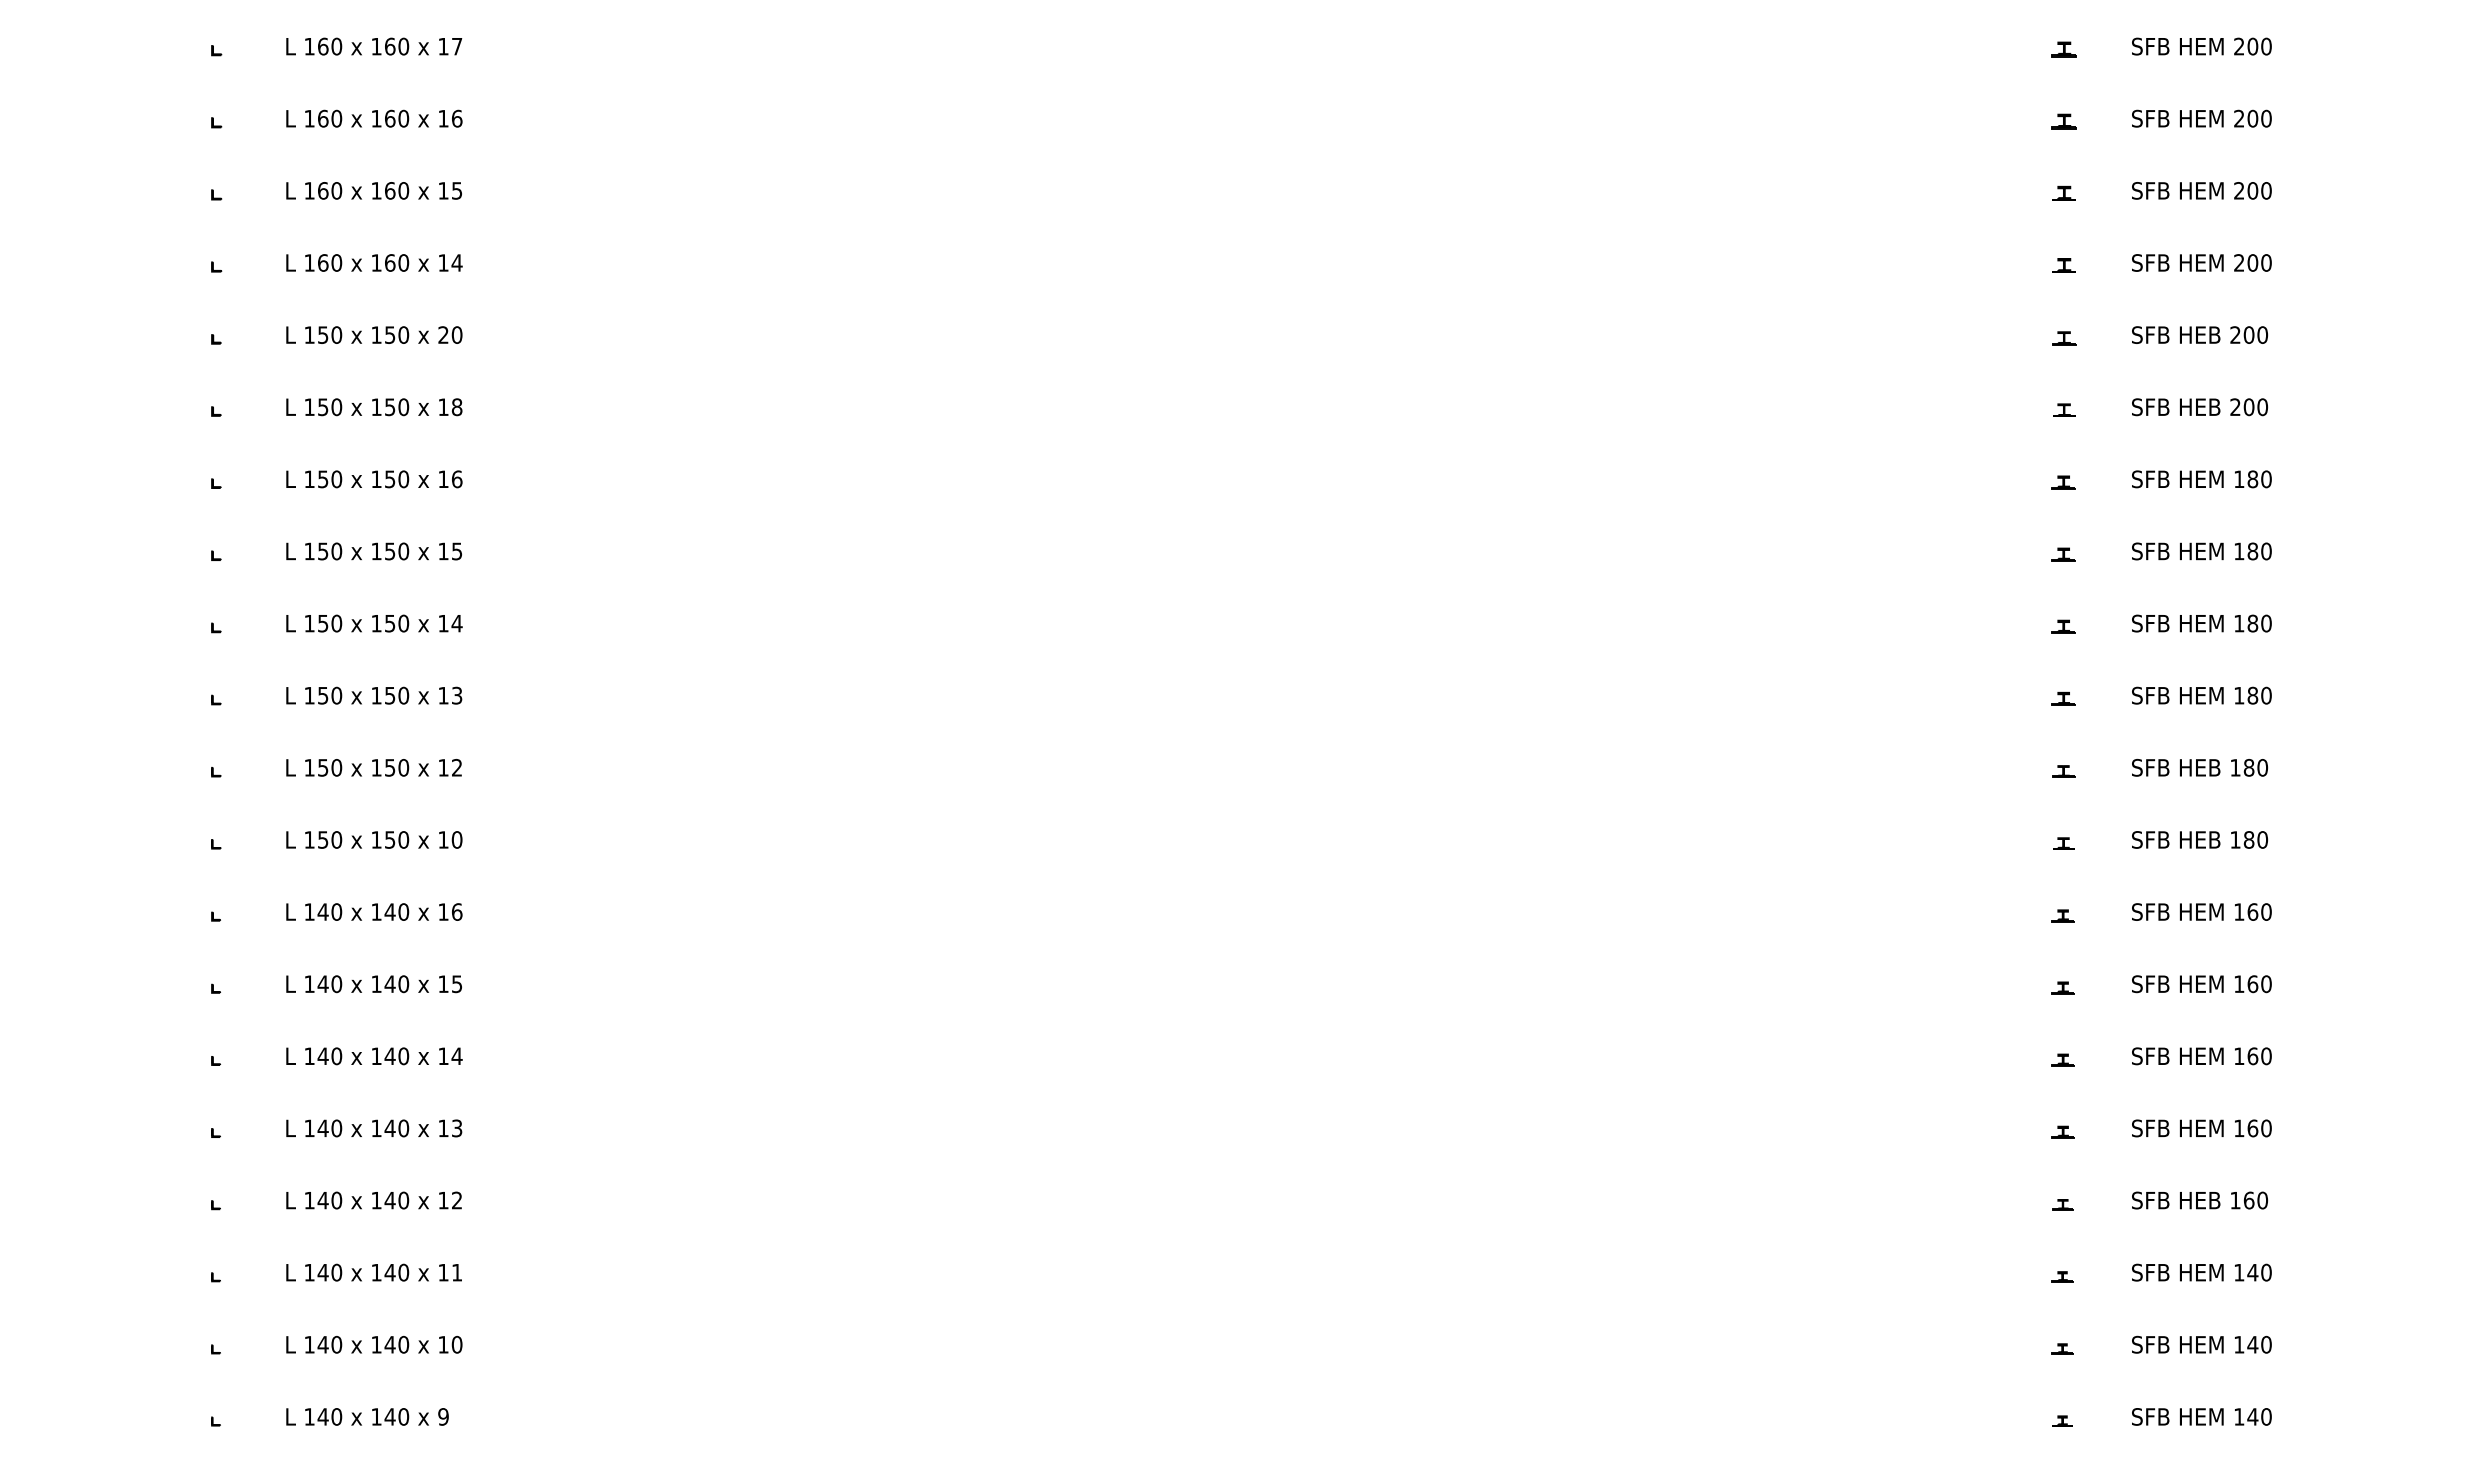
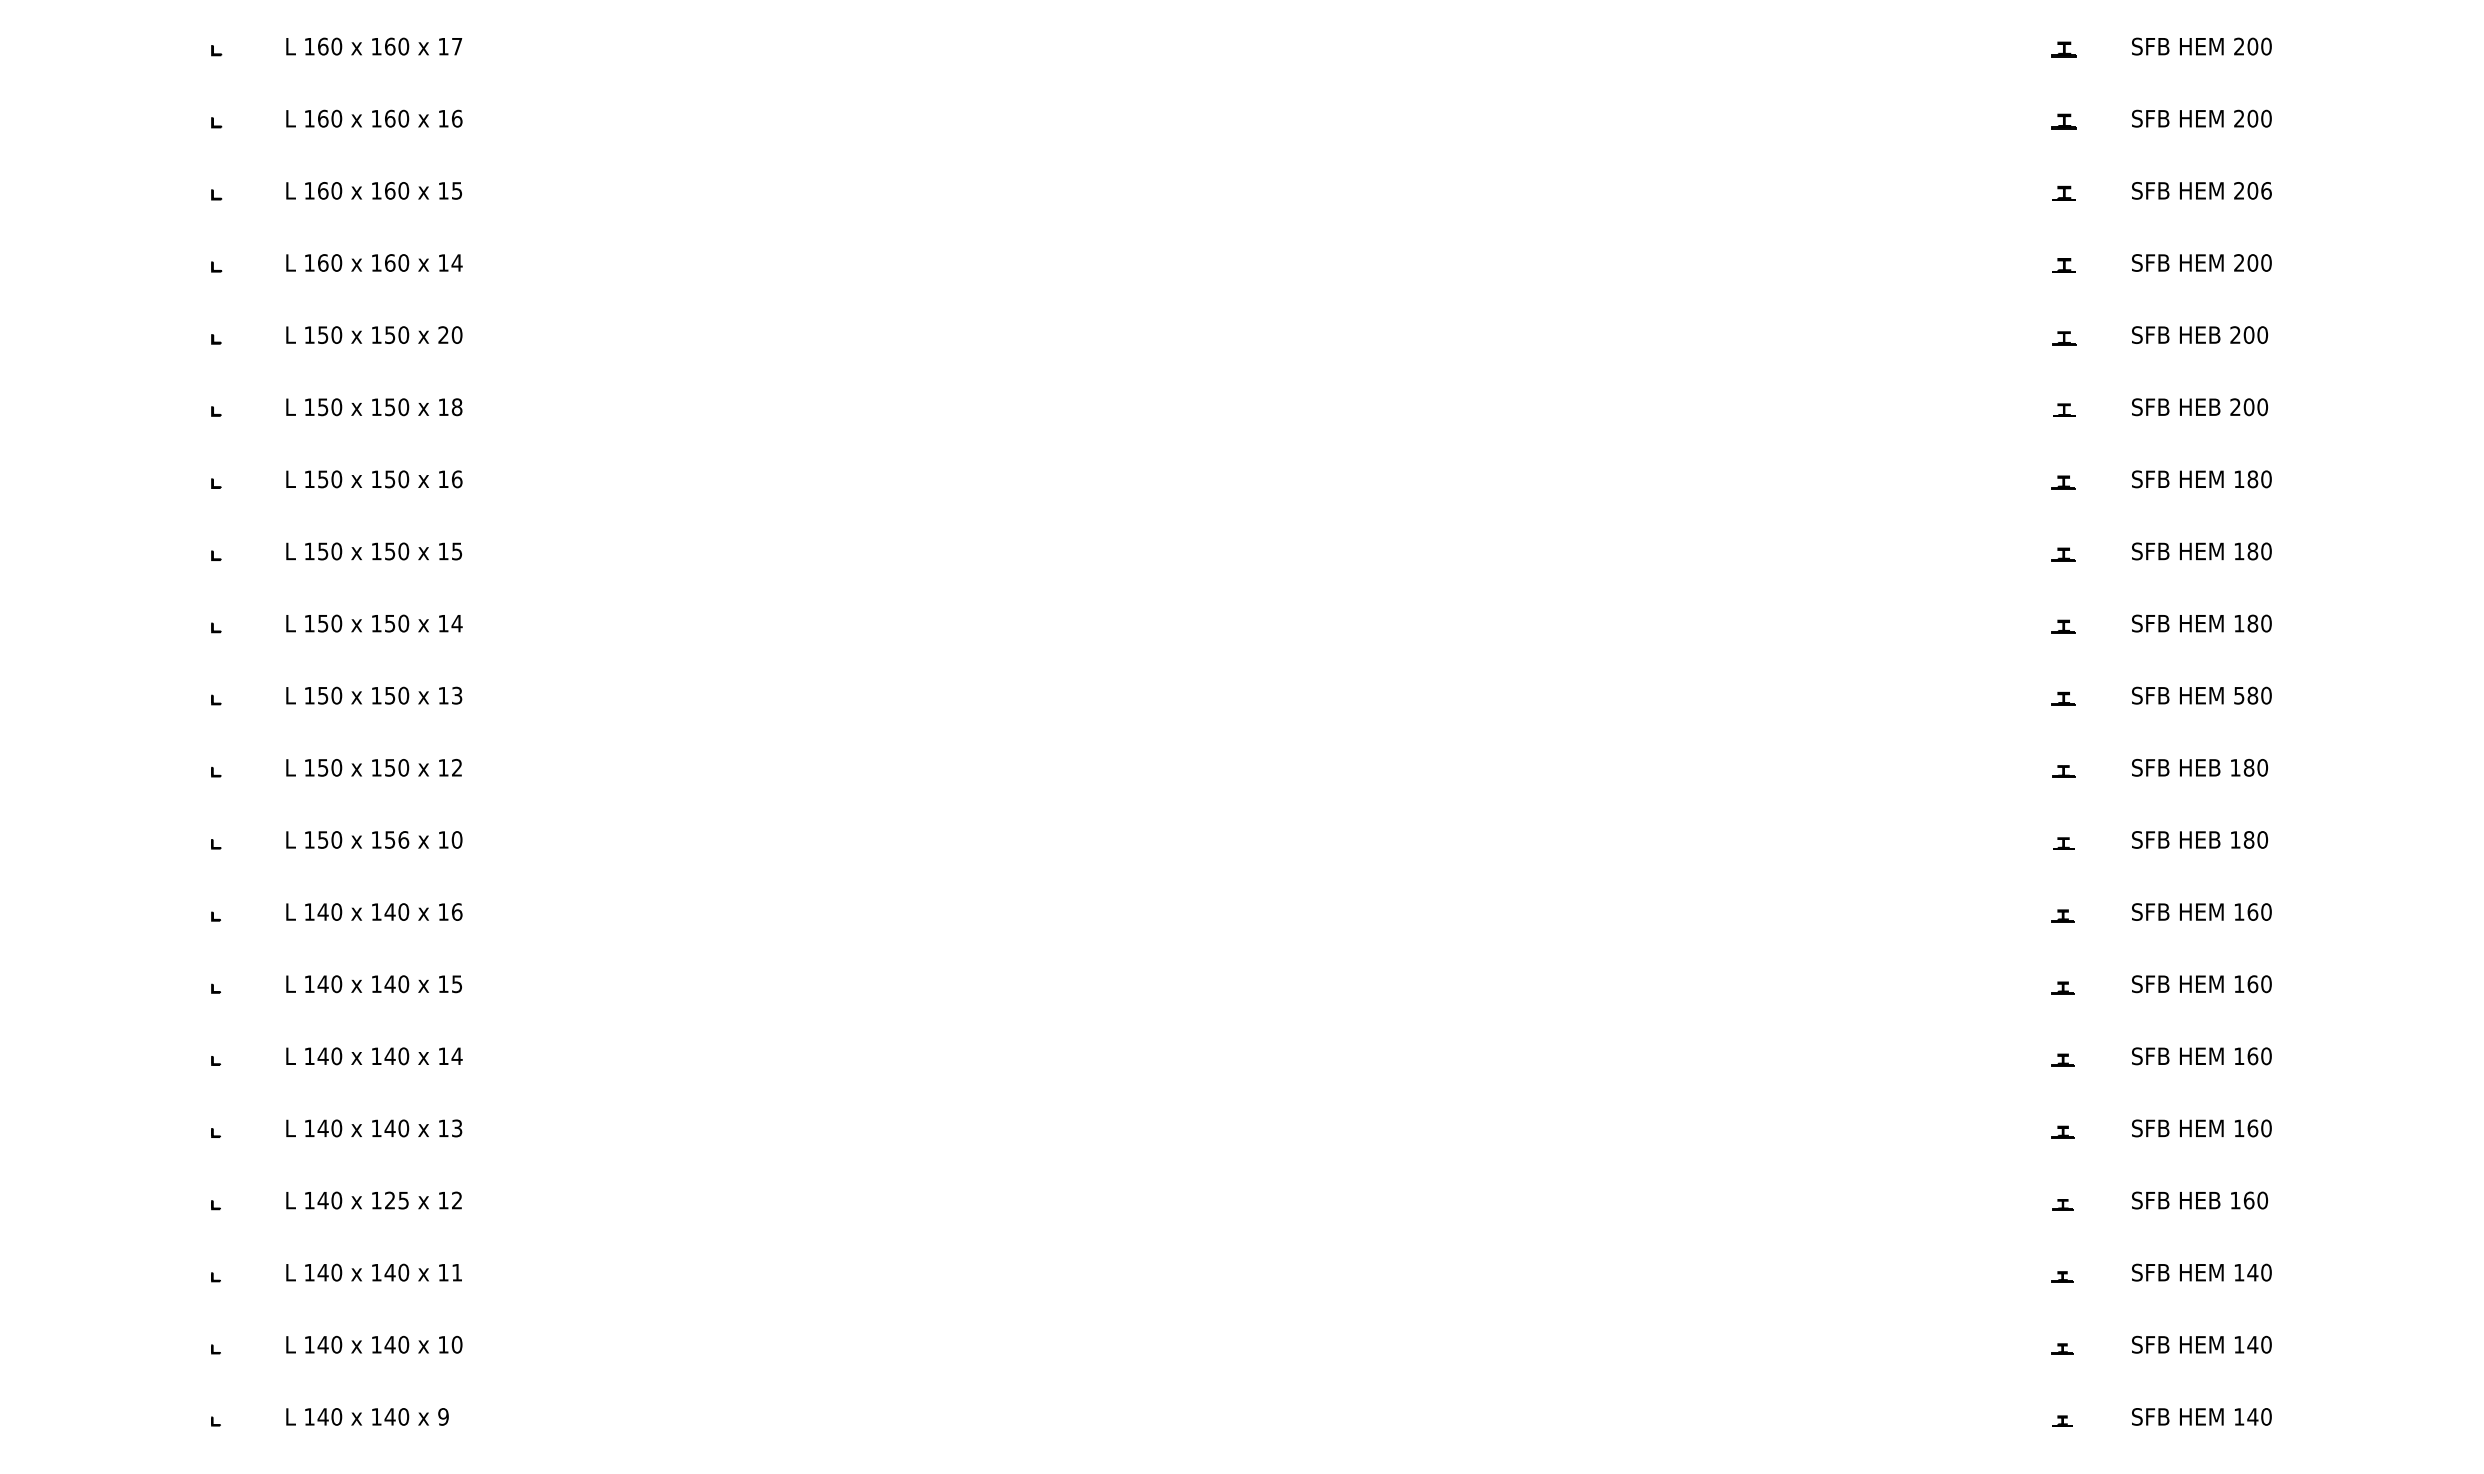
text: 200 -> 206 (2266, 190)
text: 180 -> 580 (2239, 695)
text: 150 -> 156 (403, 839)
text: 140 -> 125 (396, 1200)
